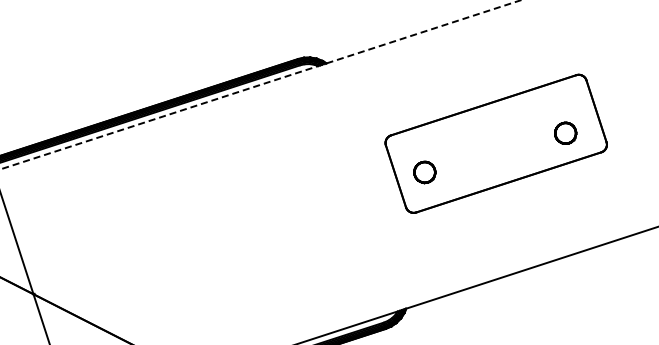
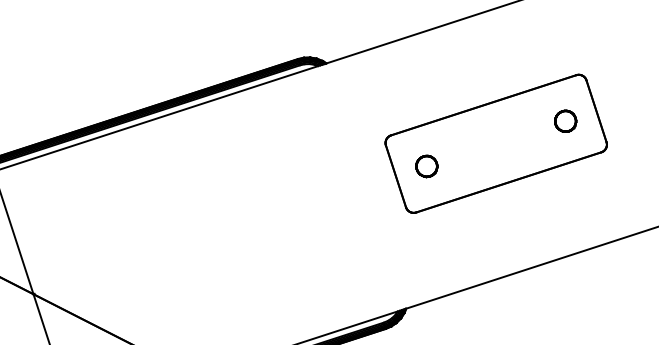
line: dashed -> solid (260, 84)
part position: (565, 132) -> (565, 120) (565, 120)
part position: (424, 172) -> (426, 166) (426, 166)
